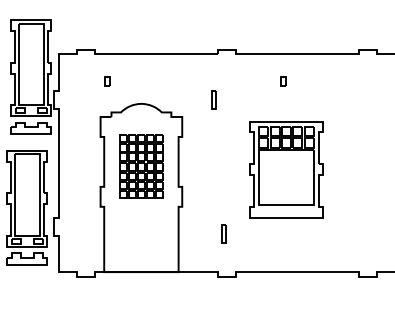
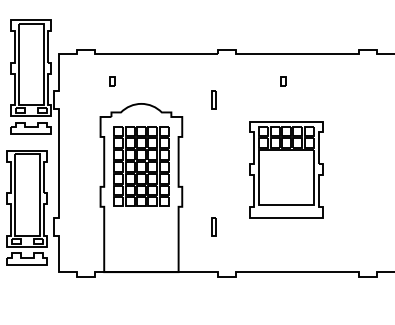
part position: (107, 81) -> (112, 81) (112, 81)
part size: 45x65 px -> 57x81 px (141, 166)
part position: (223, 233) -> (213, 226) (213, 226)
